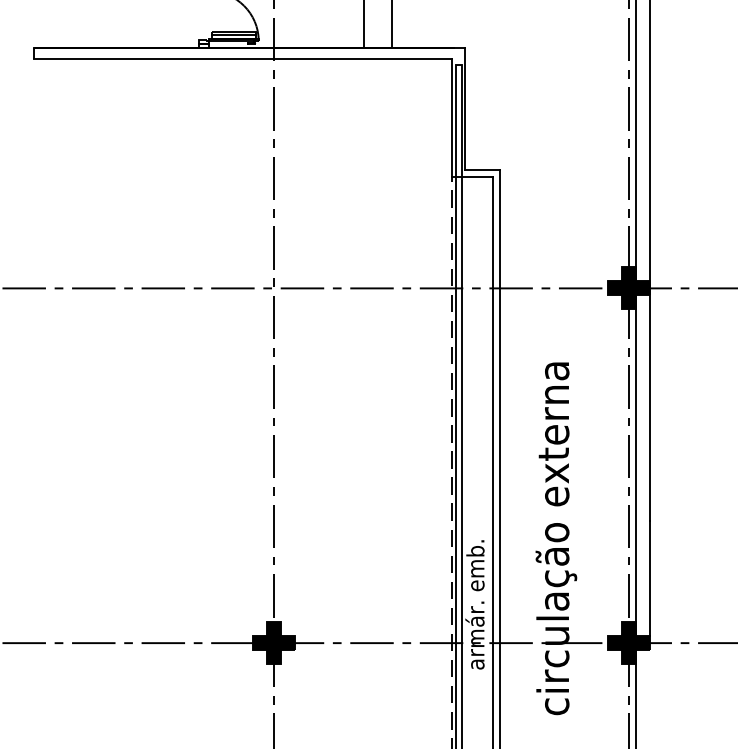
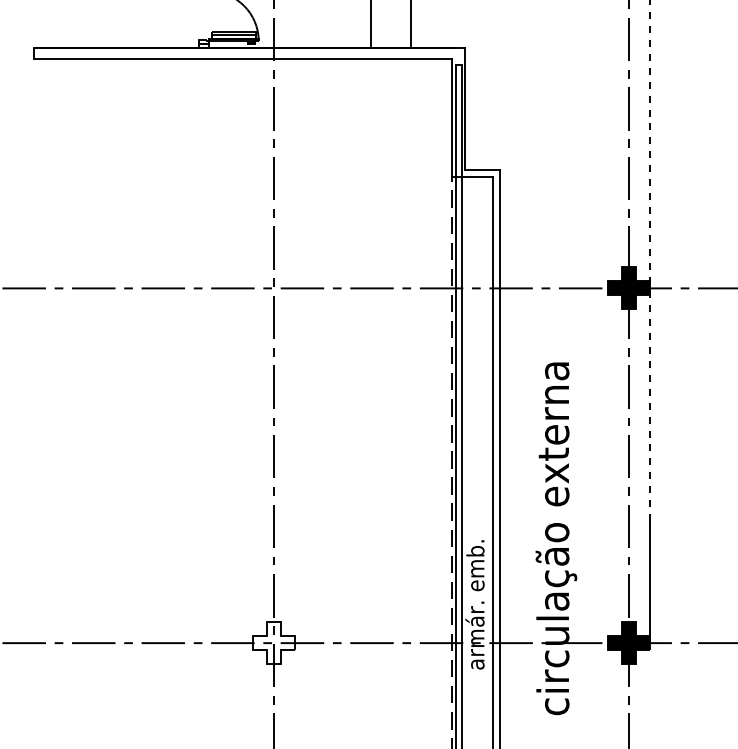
line position: (363, 25) -> (370, 25) (370, 25)
line position: (391, 25) -> (410, 25) (410, 25)
line: solid -> dashed (649, 260)
line: present -> none (635, 373)
fill: present -> none (274, 642)
